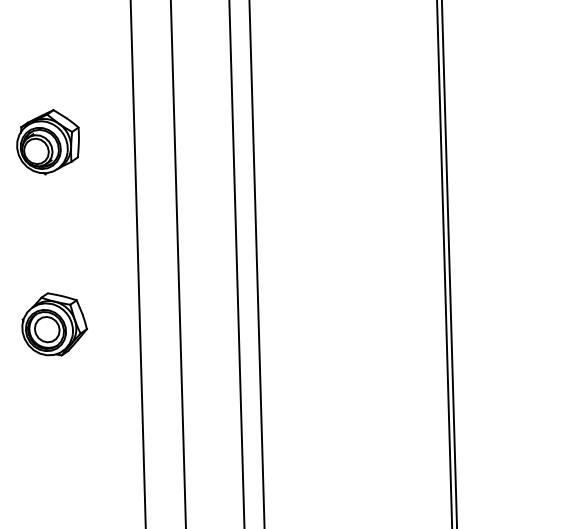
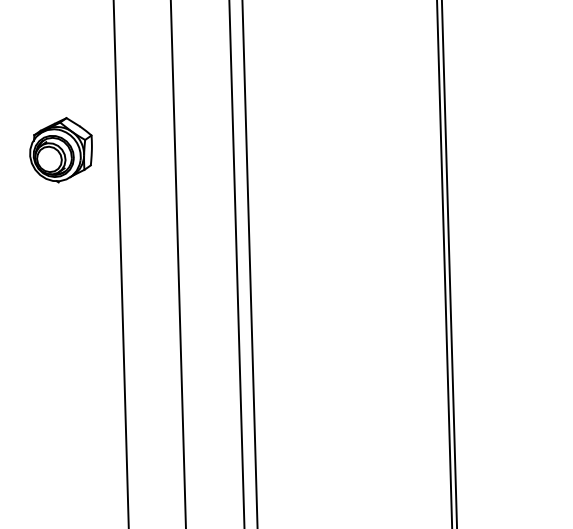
part position: (47, 142) -> (60, 150) (60, 150)
line position: (137, 263) -> (120, 263) (120, 263)
line position: (256, 263) -> (249, 263) (249, 263)
part: present -> none (54, 324)
